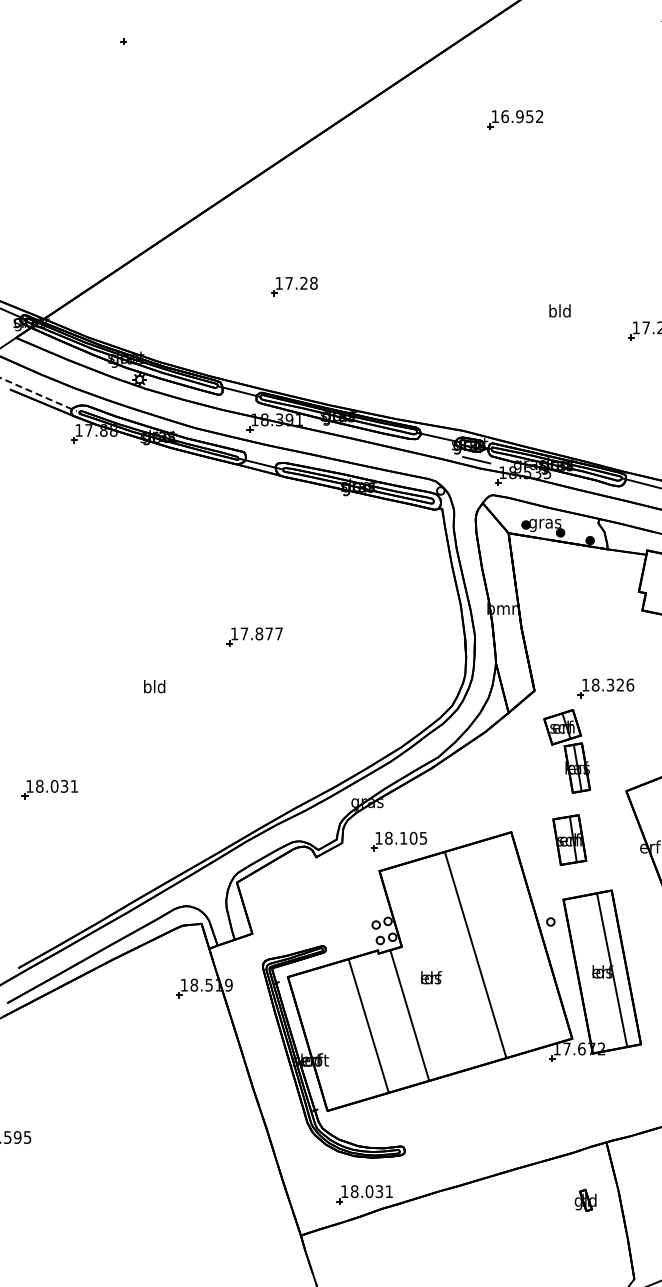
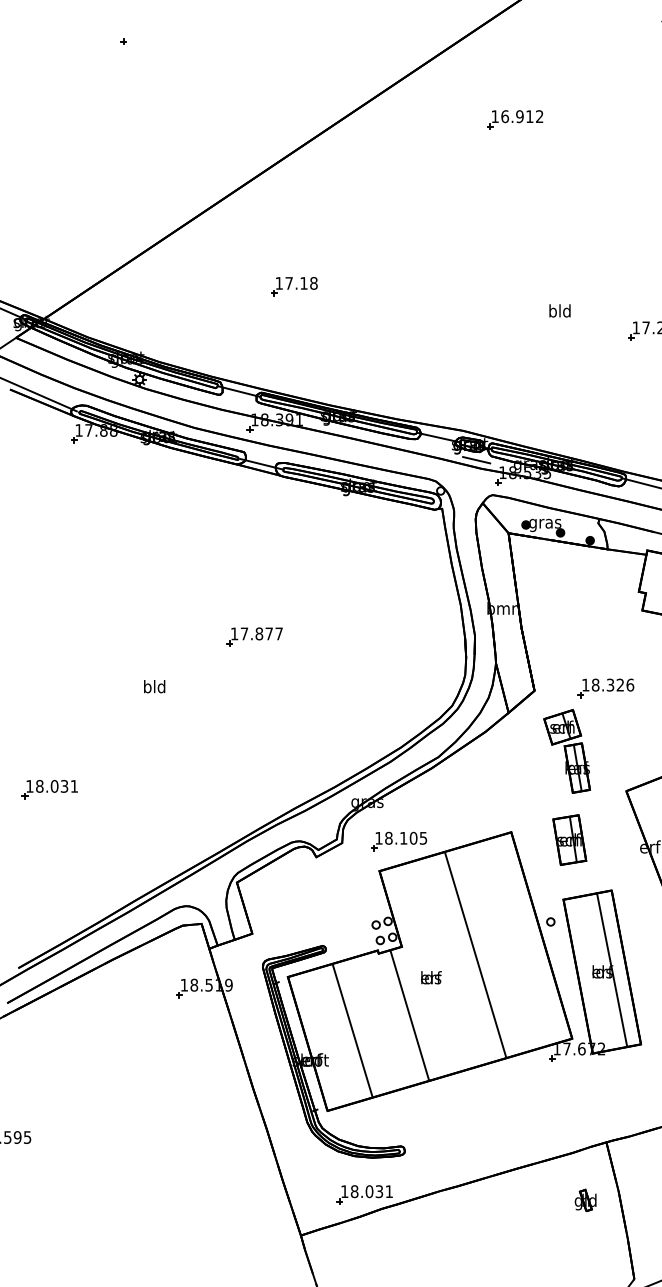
text: 16.952 -> 16.912 (529, 116)
text: 17.28 -> 17.18 (303, 283)
line: dashed -> solid (39, 394)
line position: (368, 1025) -> (352, 1030) (352, 1030)
